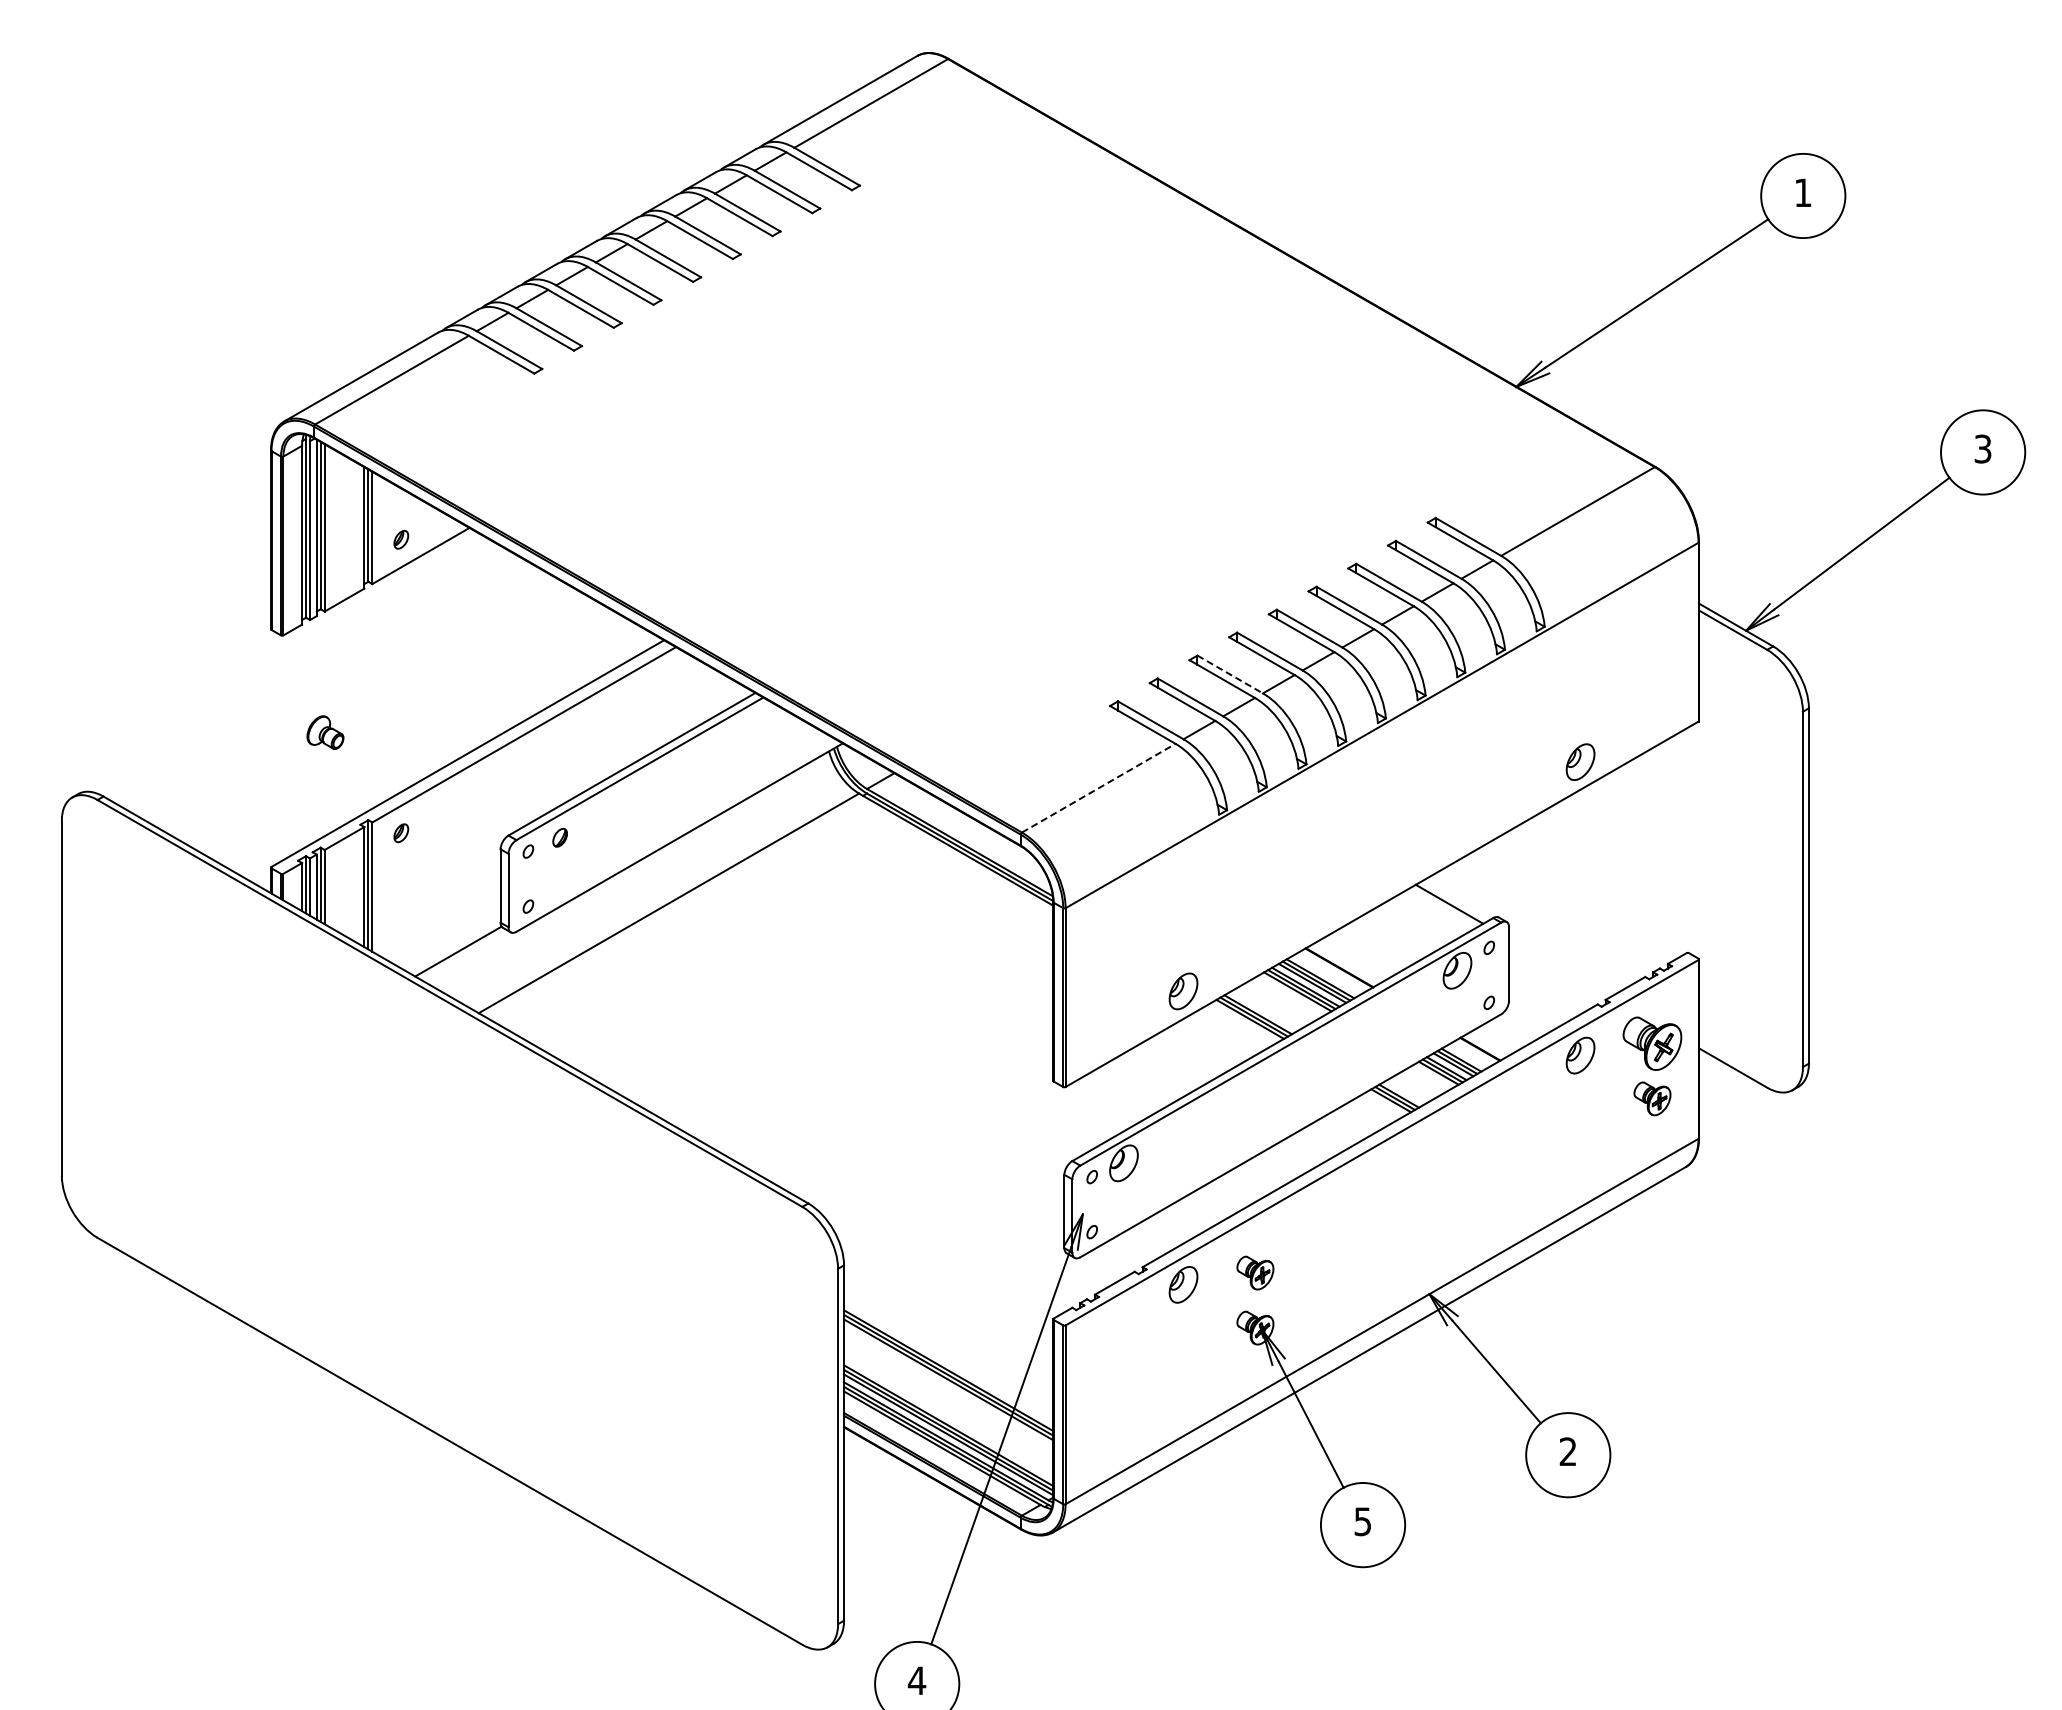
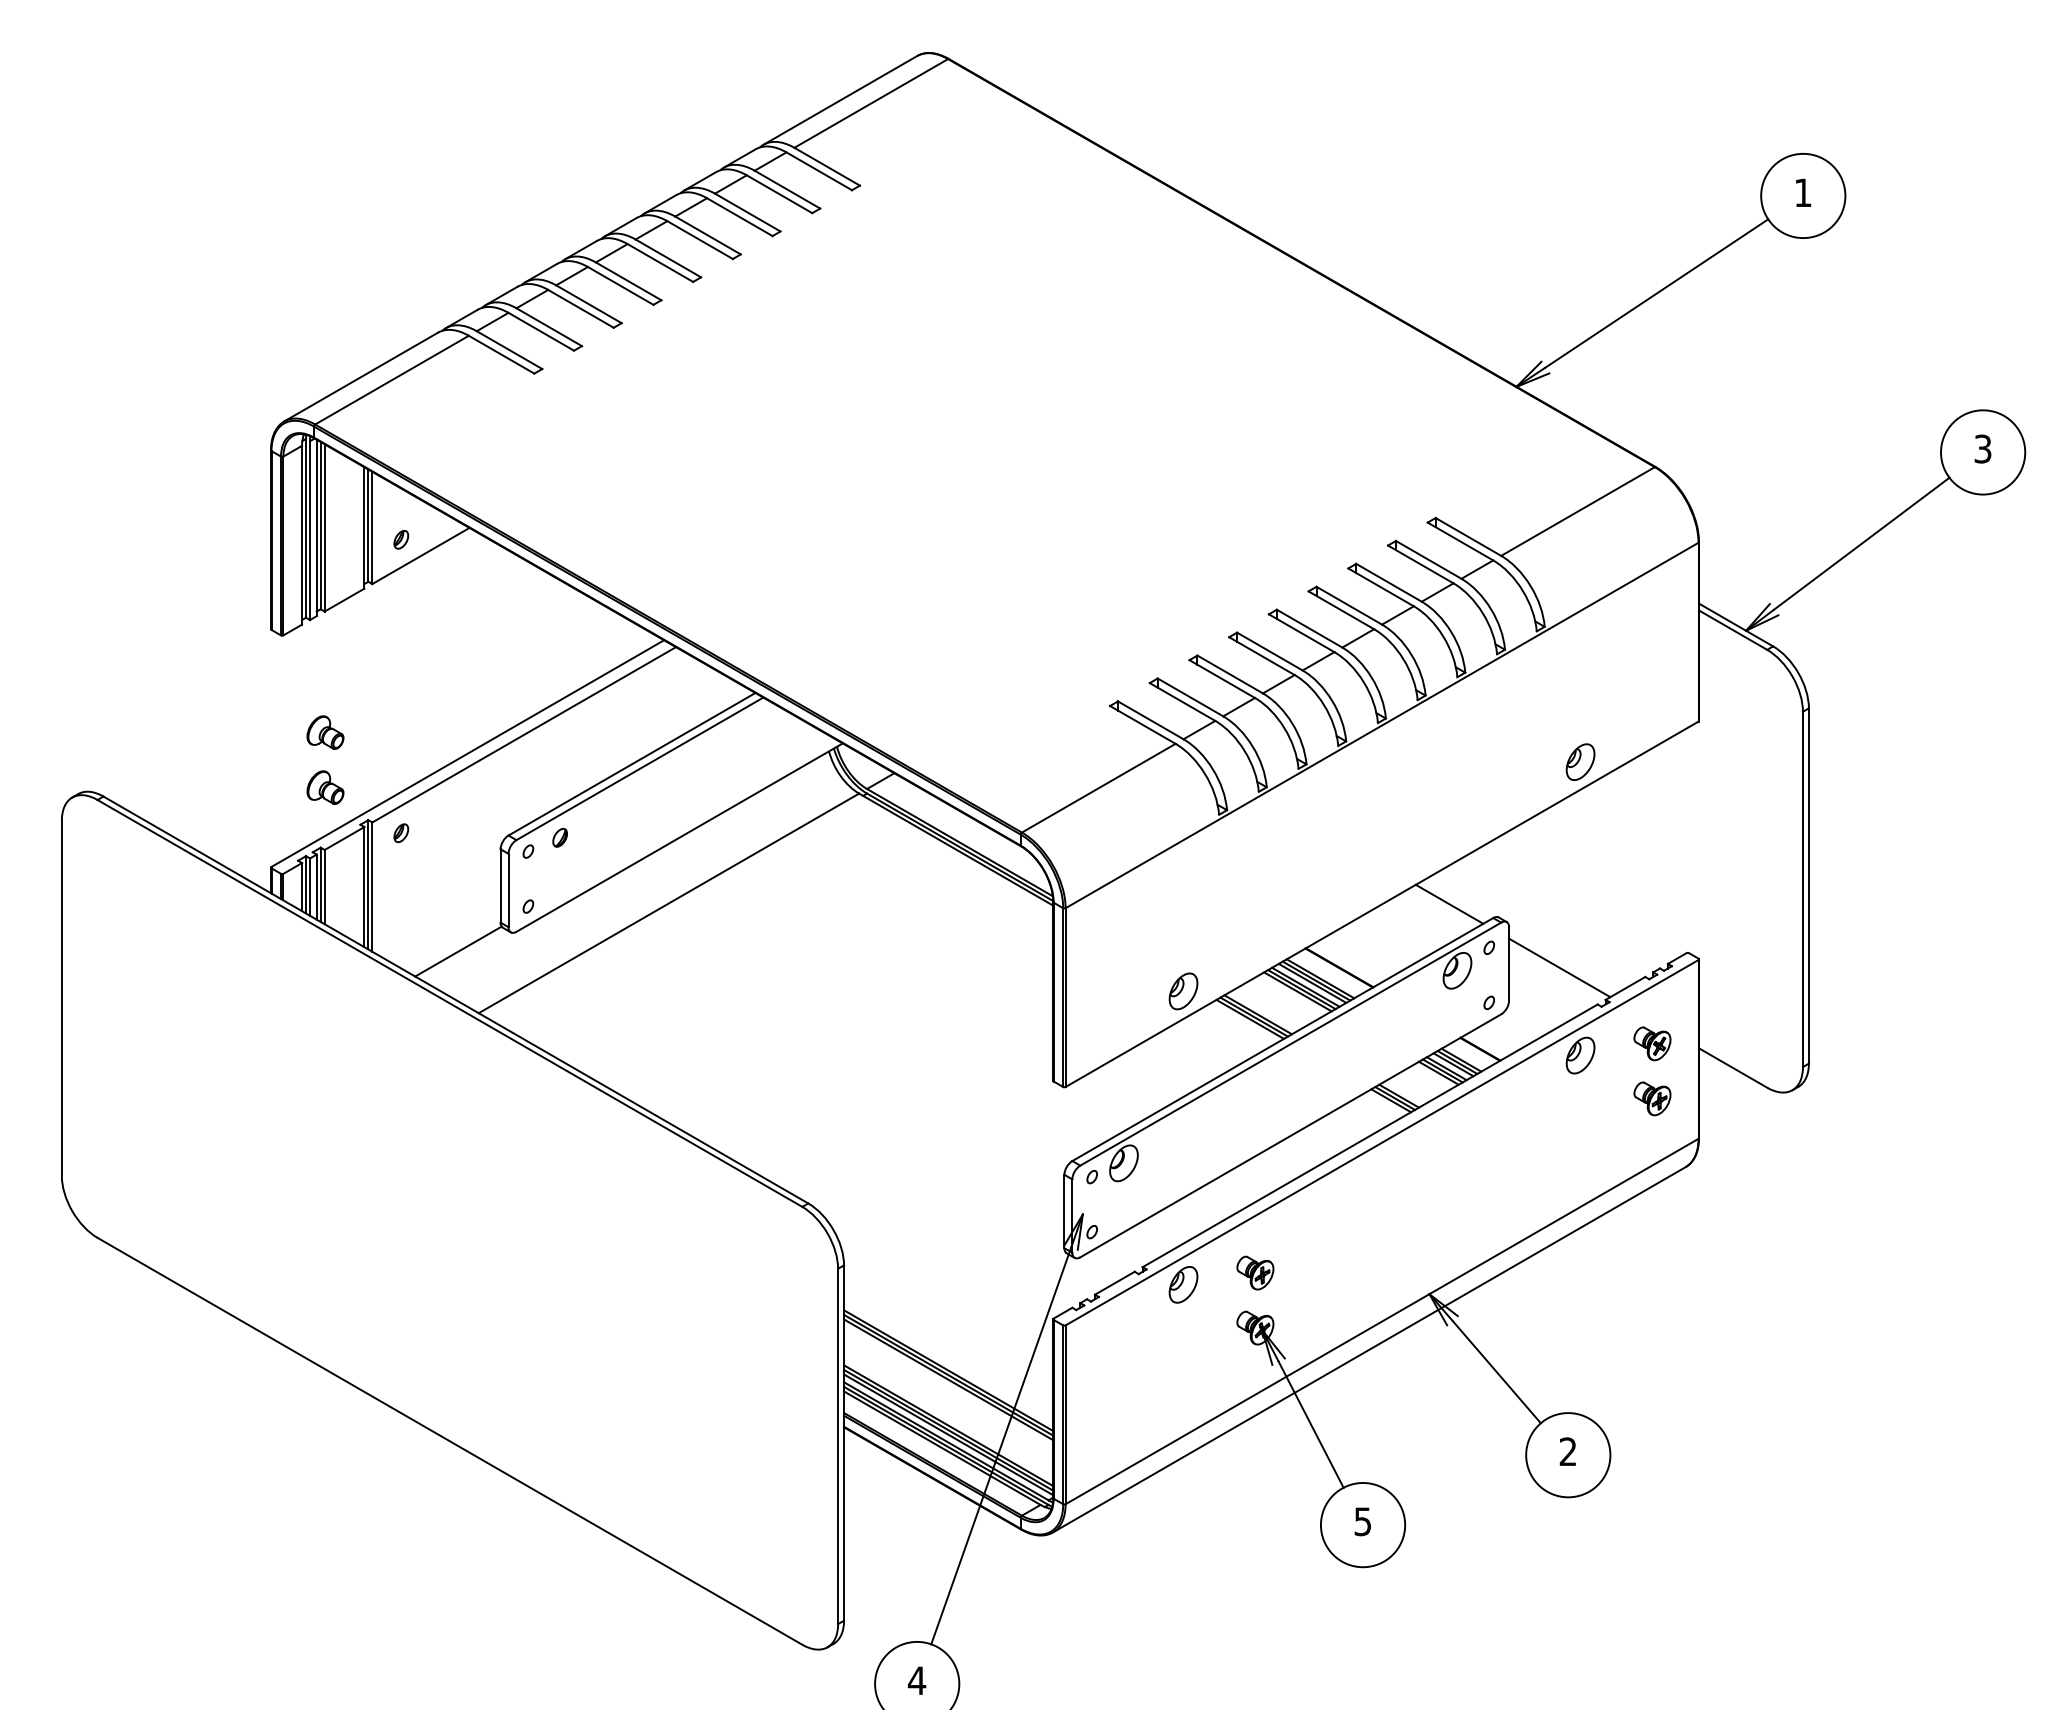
line: dashed -> solid (1230, 674)
part: none -> present (325, 787)
line: dashed -> solid (1098, 788)
line: none -> present (1559, 967)
part size: 61x55 px -> 39x36 px (1652, 1043)
